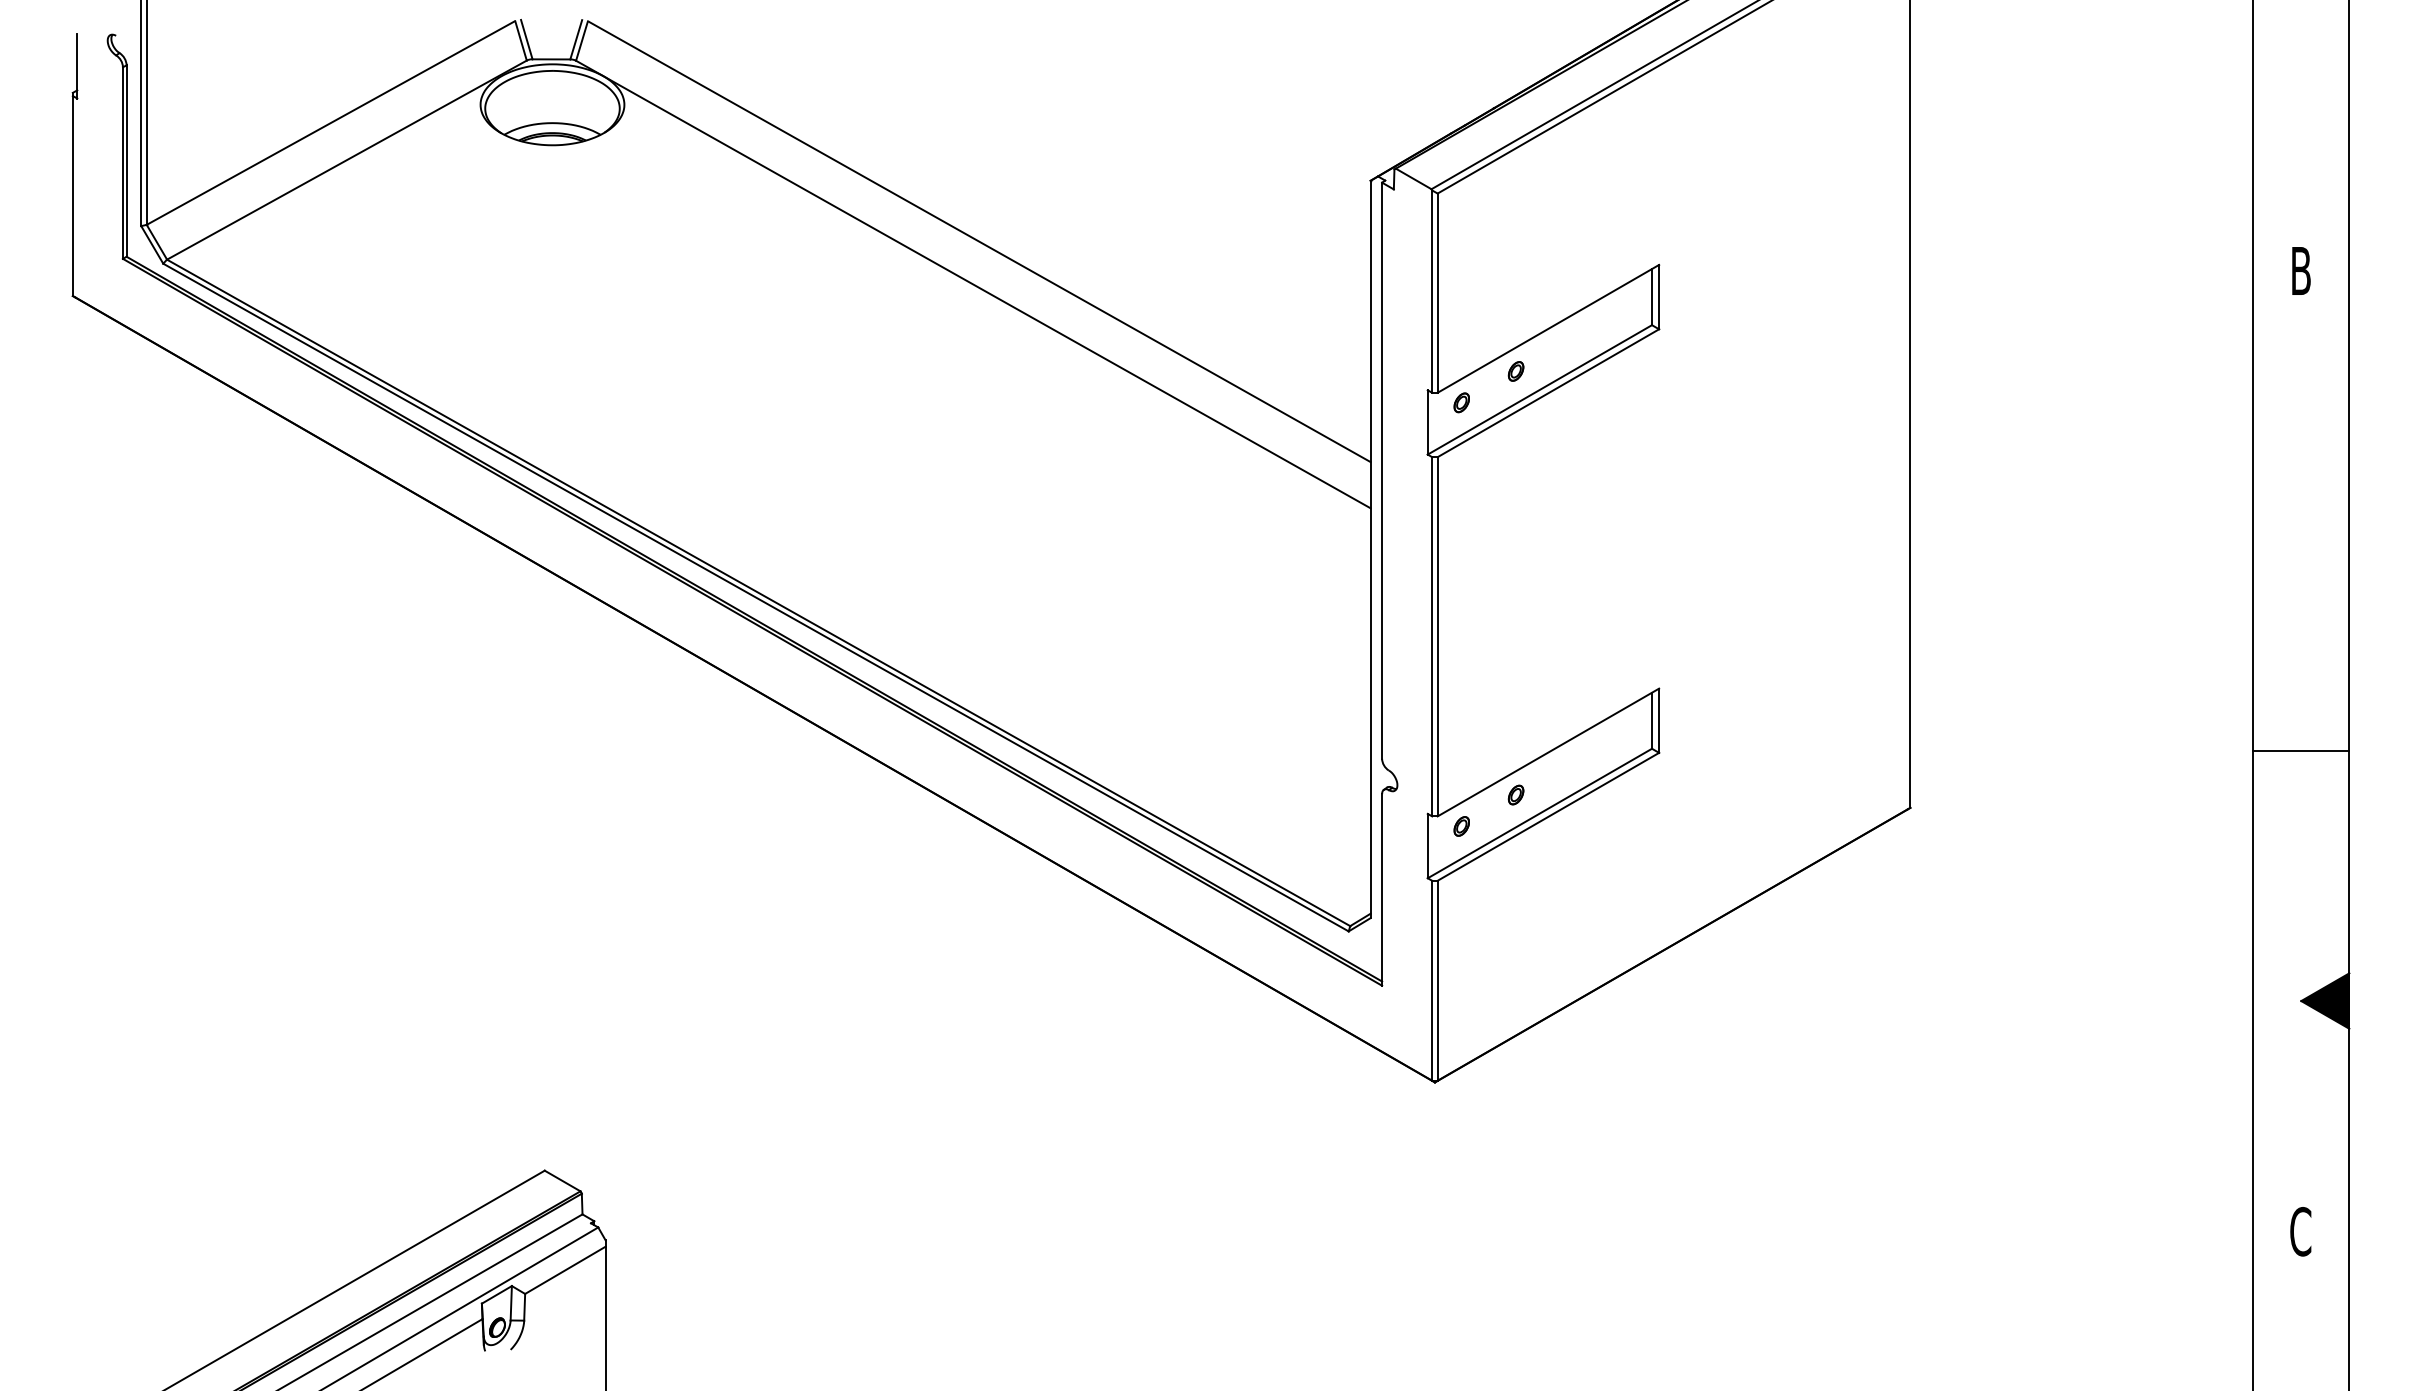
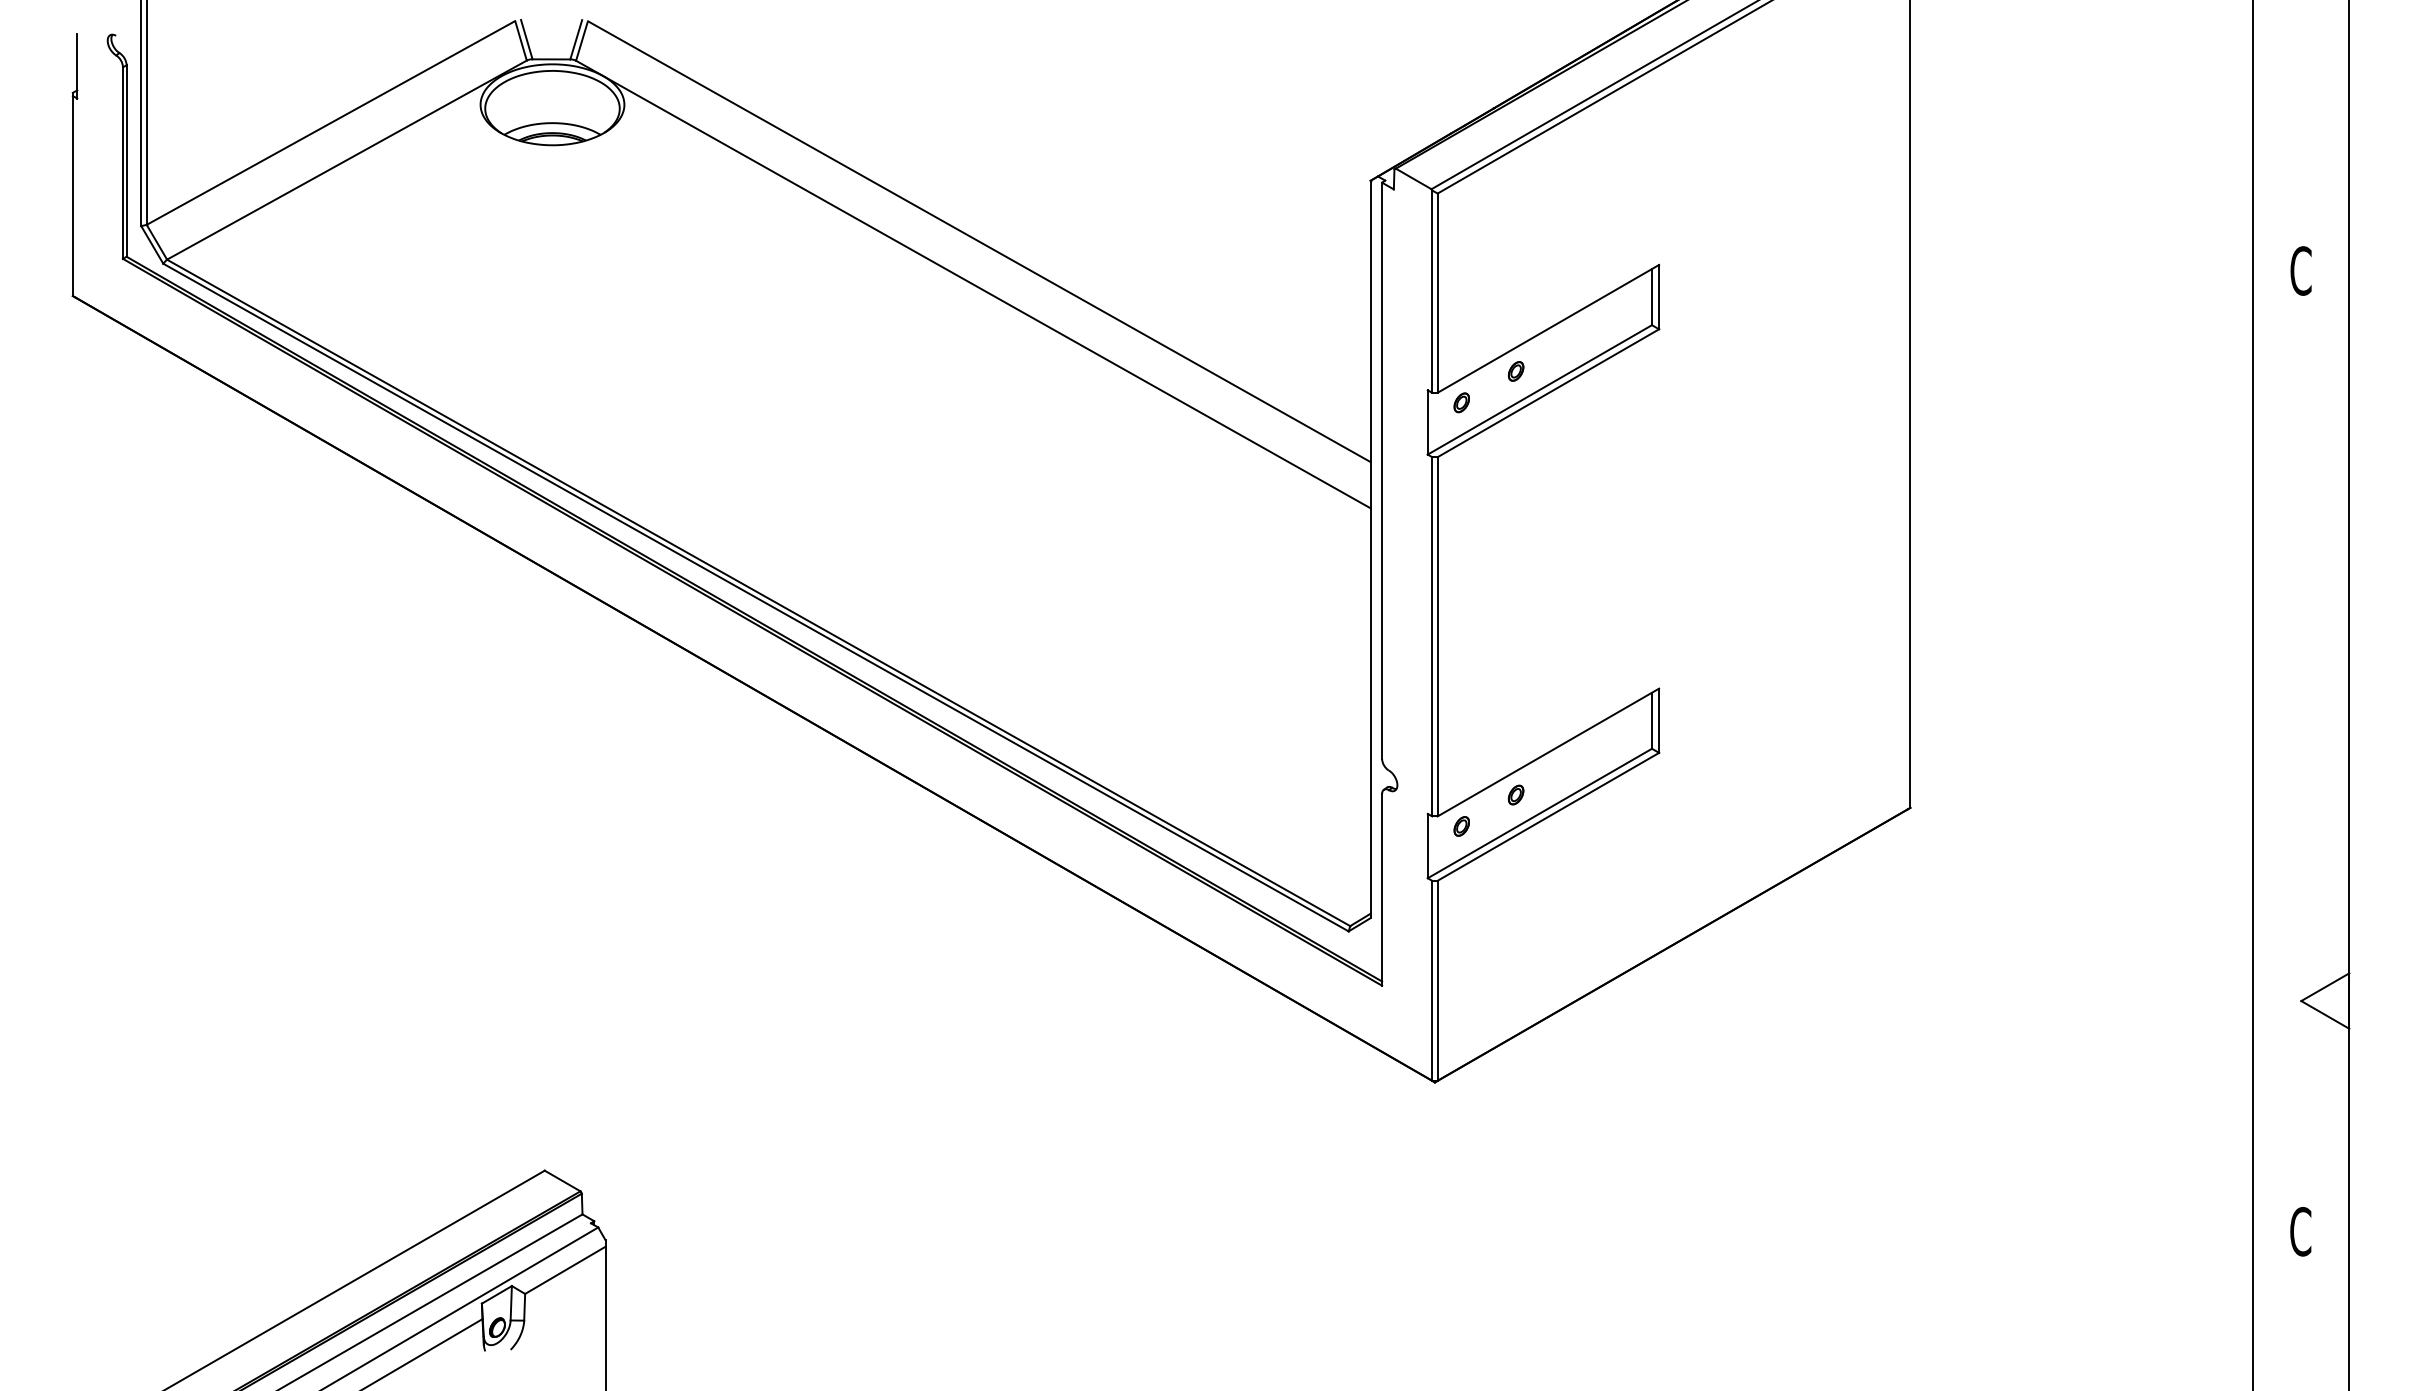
text: B -> C (2300, 270)
line: present -> none (2301, 751)
fill: present -> none (2325, 1000)
